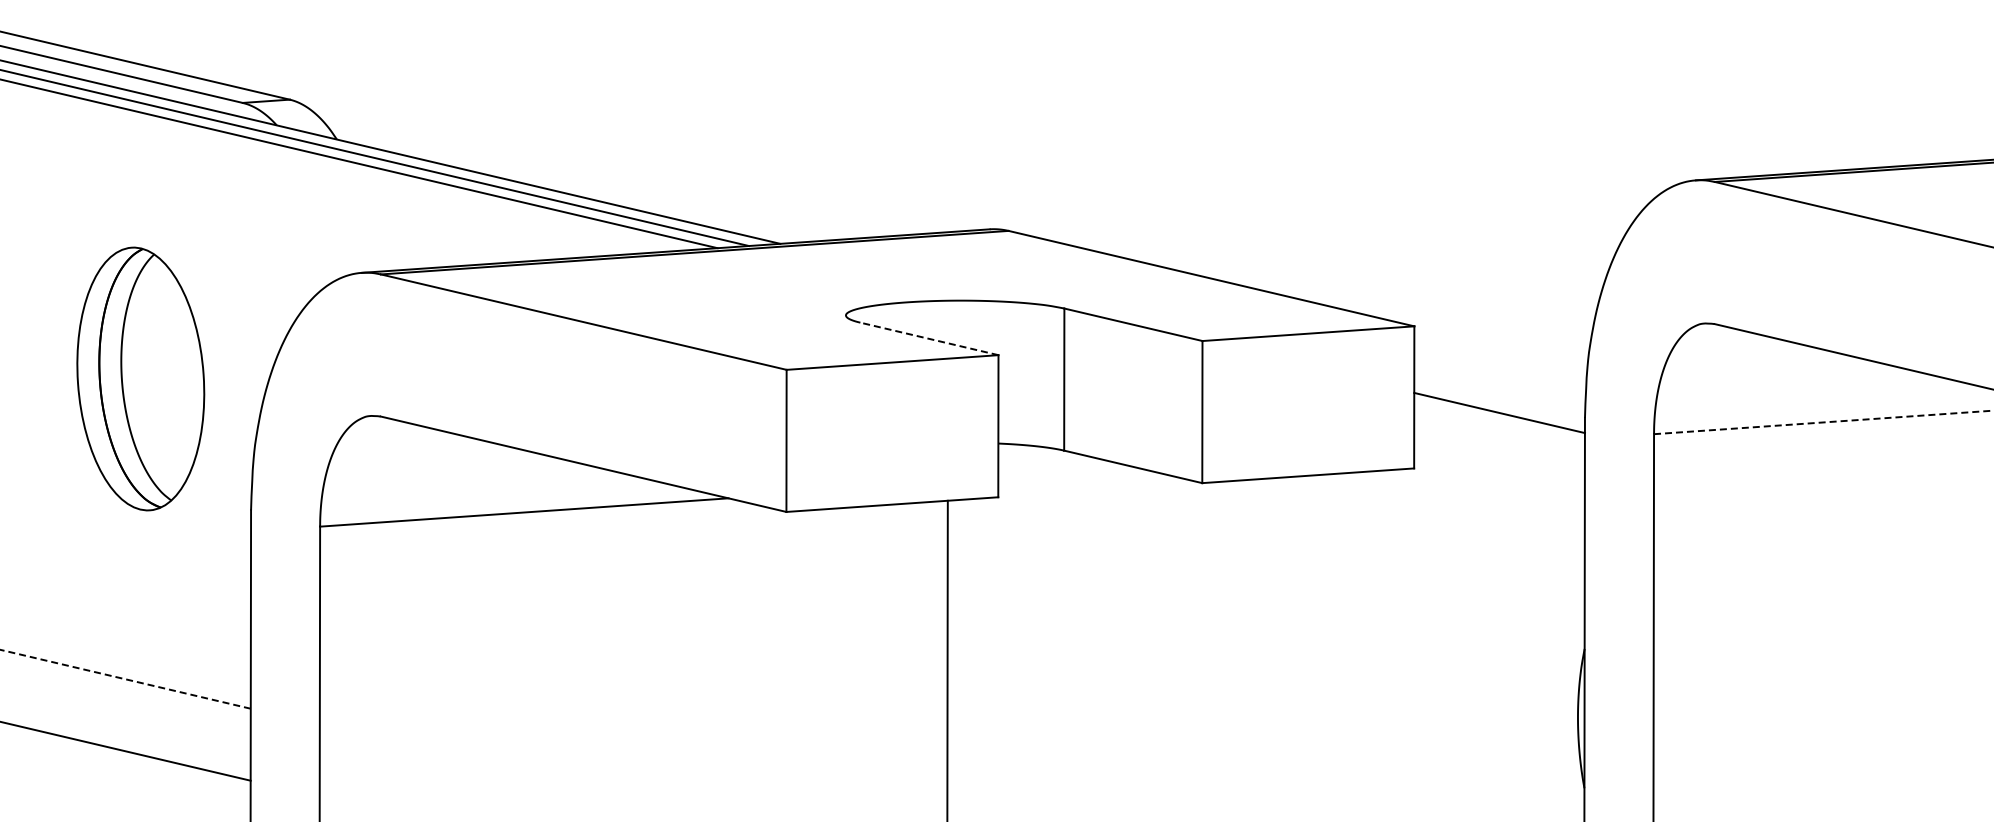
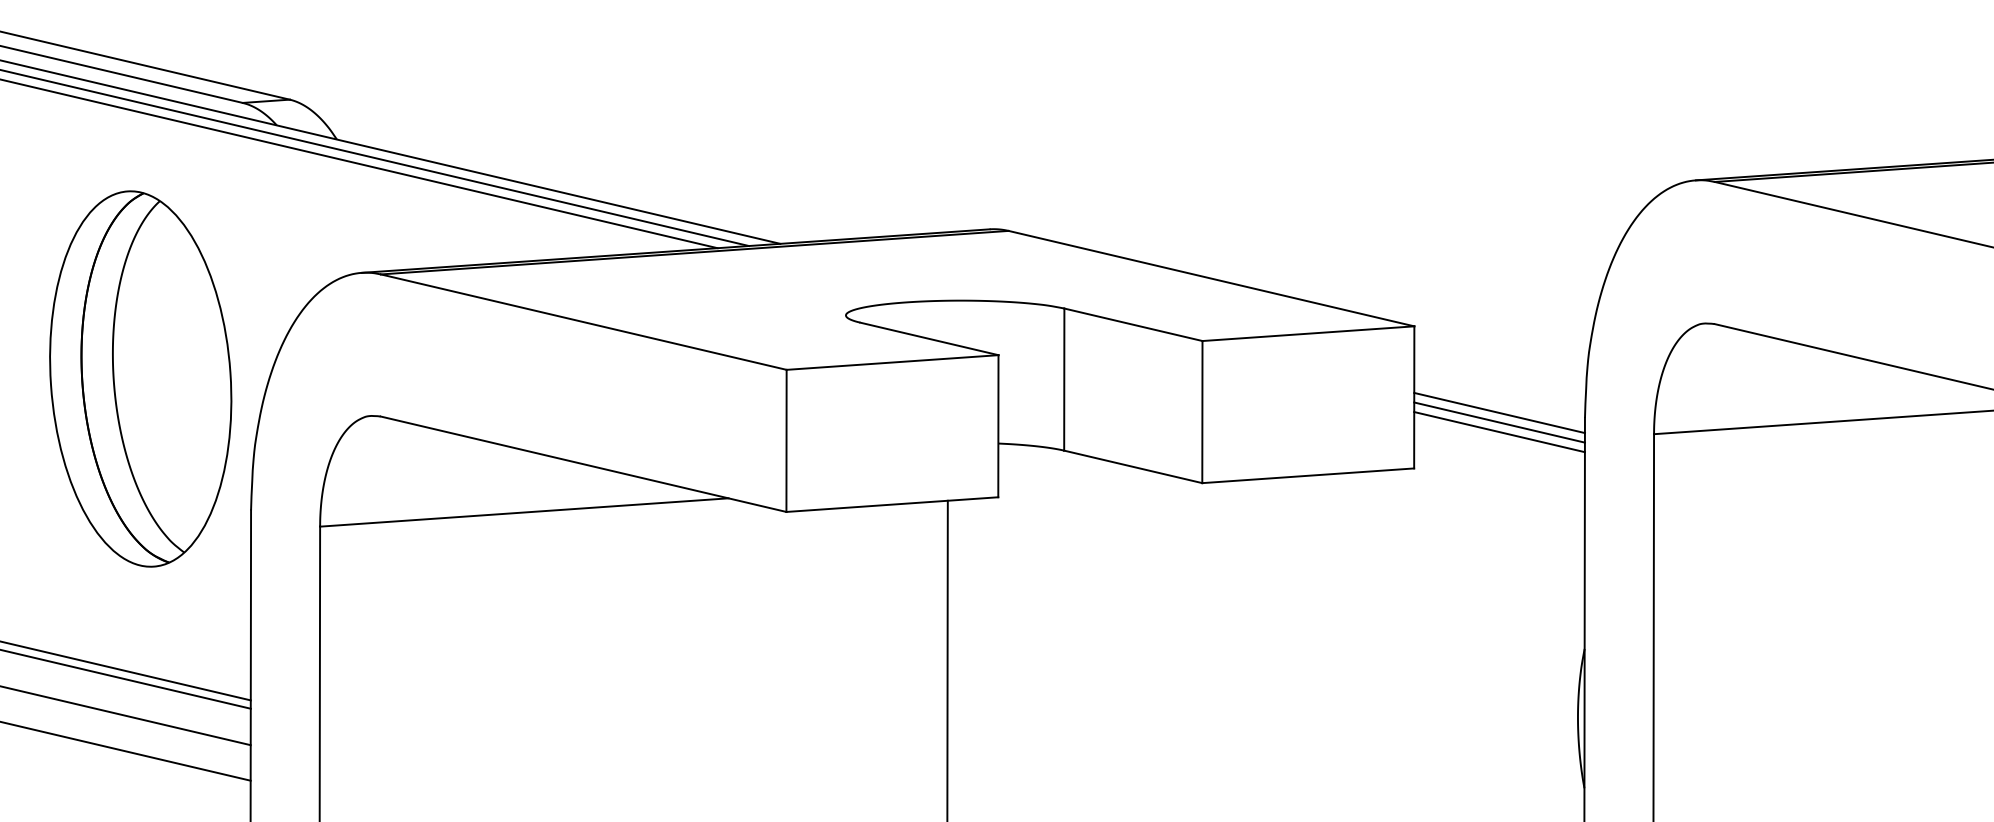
line: dashed -> solid (929, 338)
part size: 130x266 px -> 184x378 px (140, 378)
line: none -> present (1499, 422)
line: dashed -> solid (1824, 422)
line: none -> present (1499, 432)
line: none -> present (126, 671)
line: dashed -> solid (125, 679)
line: none -> present (126, 715)
